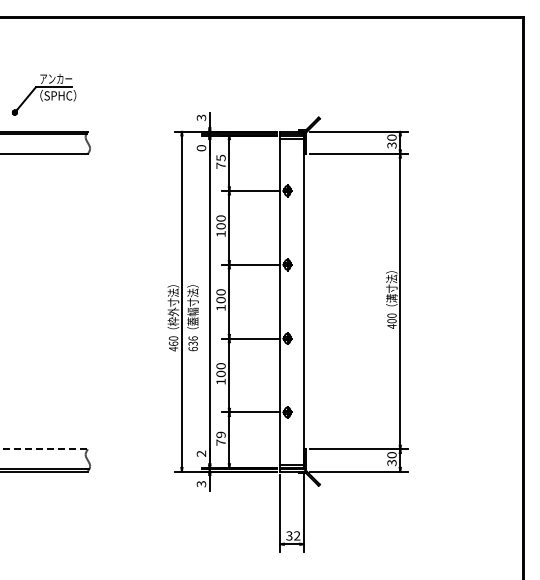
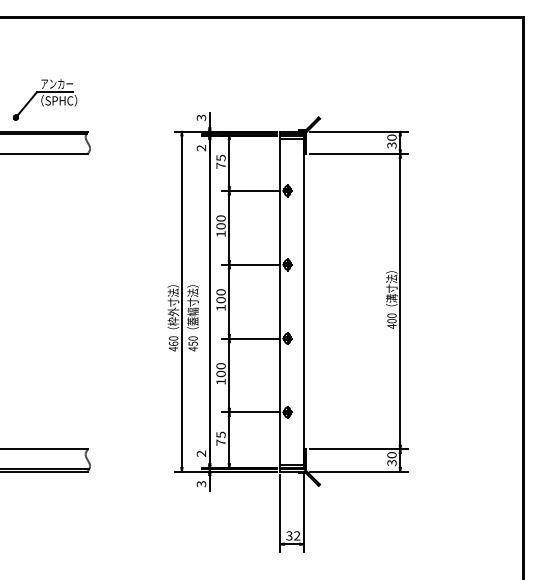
part position: (43, 94) -> (44, 99) (44, 99)
text: 0 -> 2 (201, 148)
text: 636 -> 450 (192, 343)
text: 79 -> 75 (220, 434)
line: dashed -> solid (44, 449)
